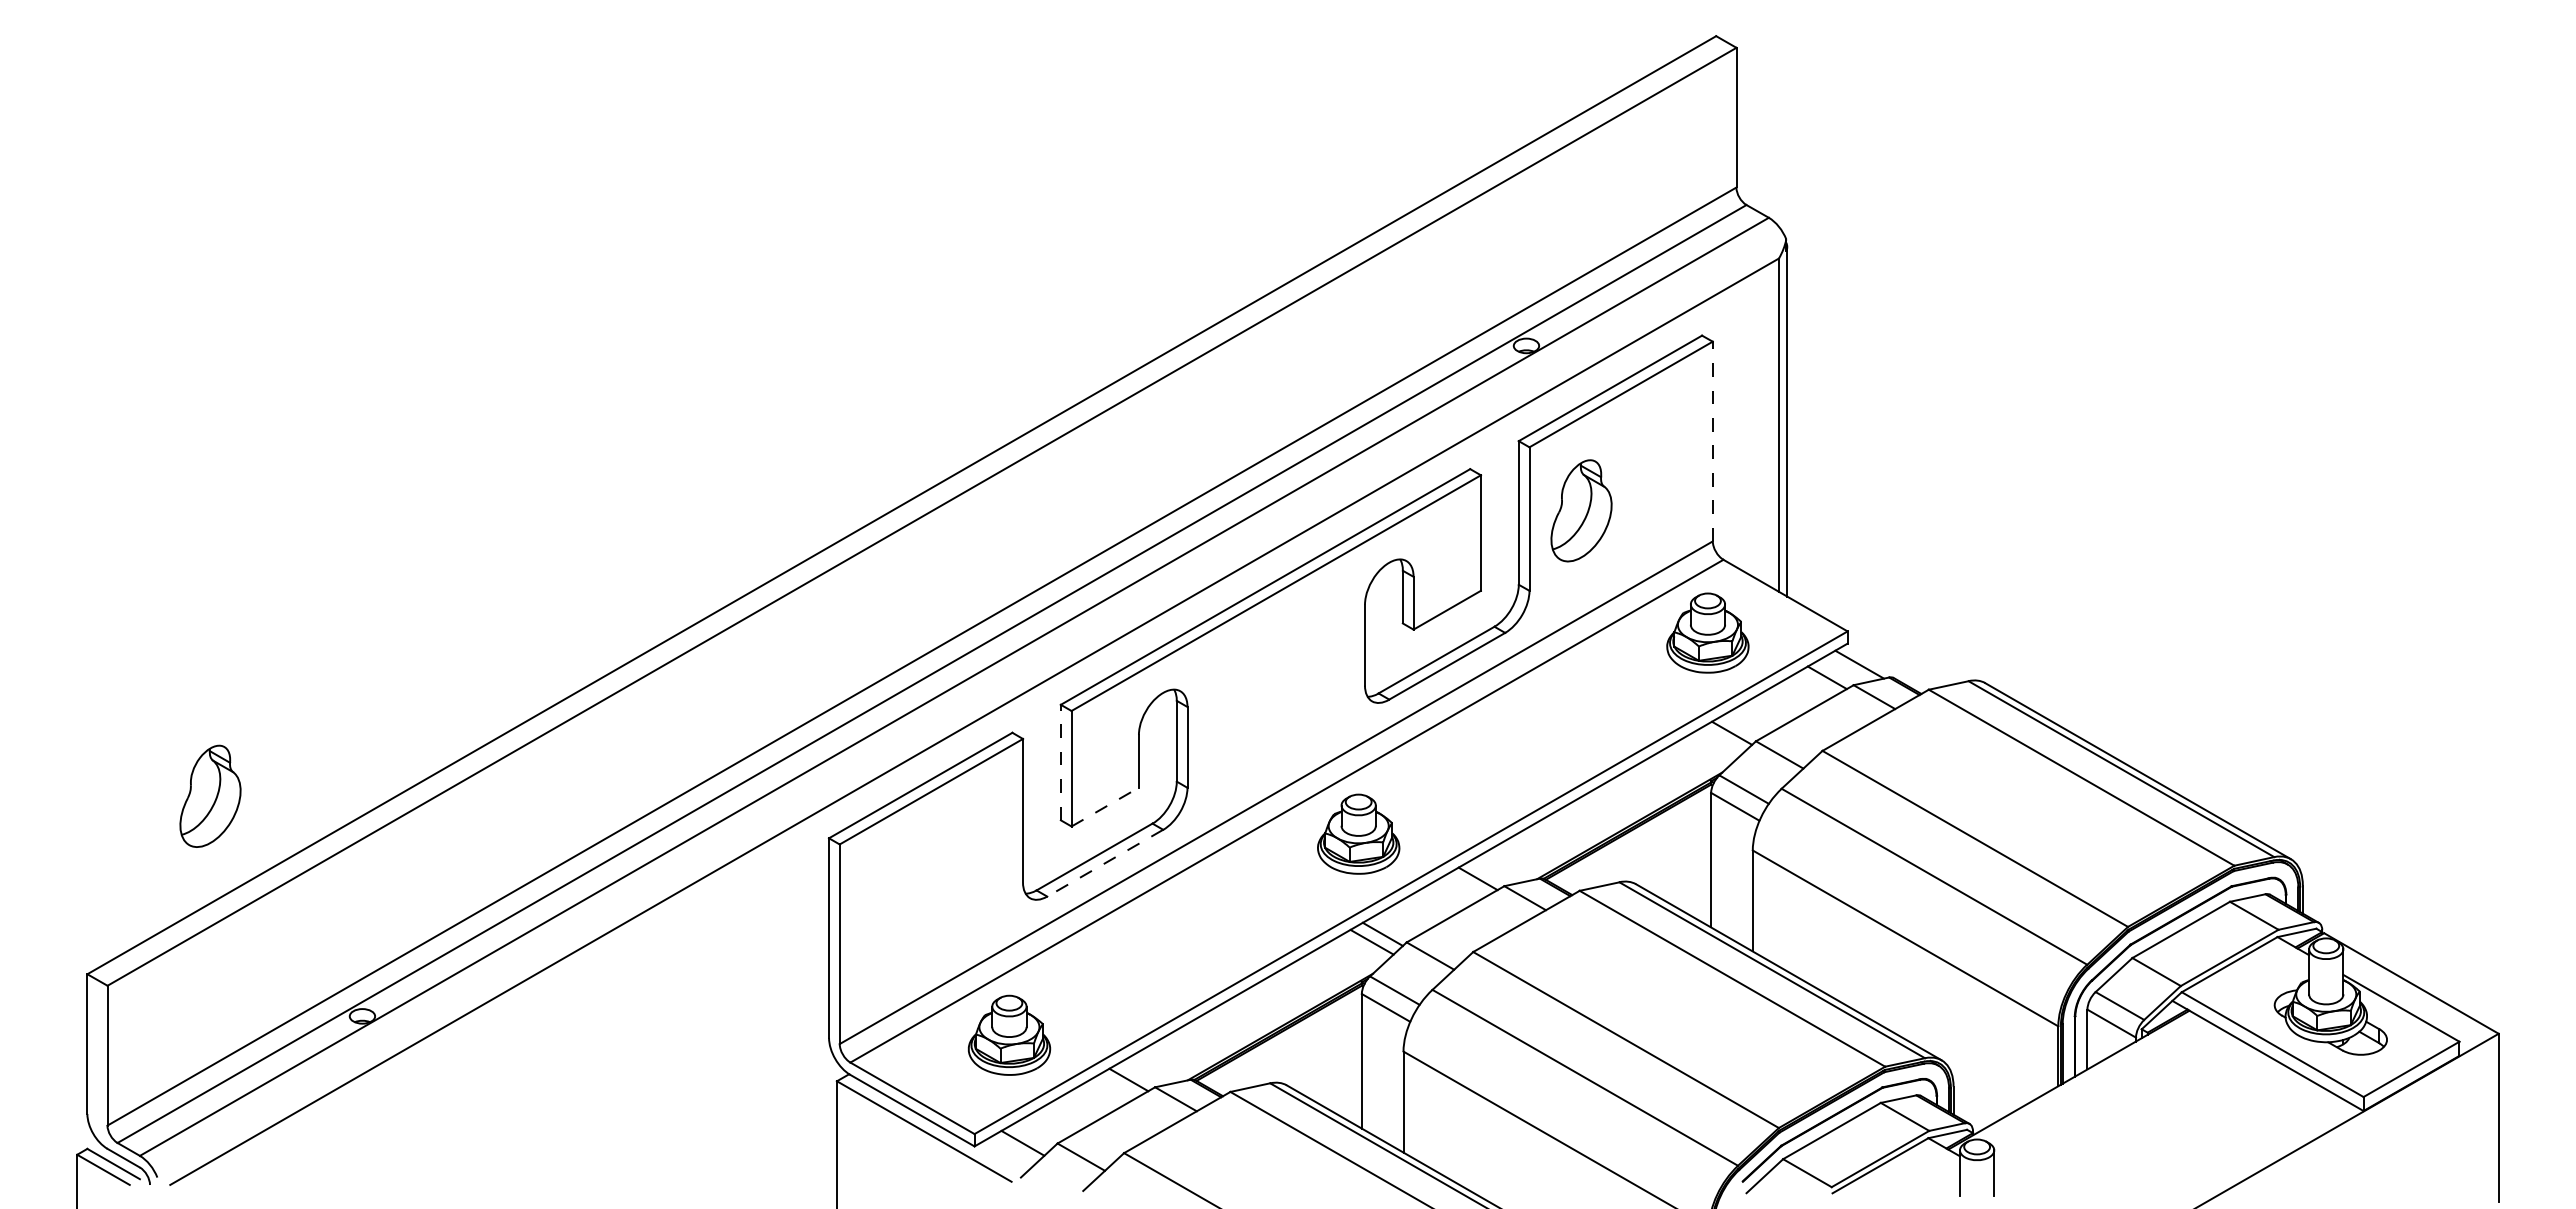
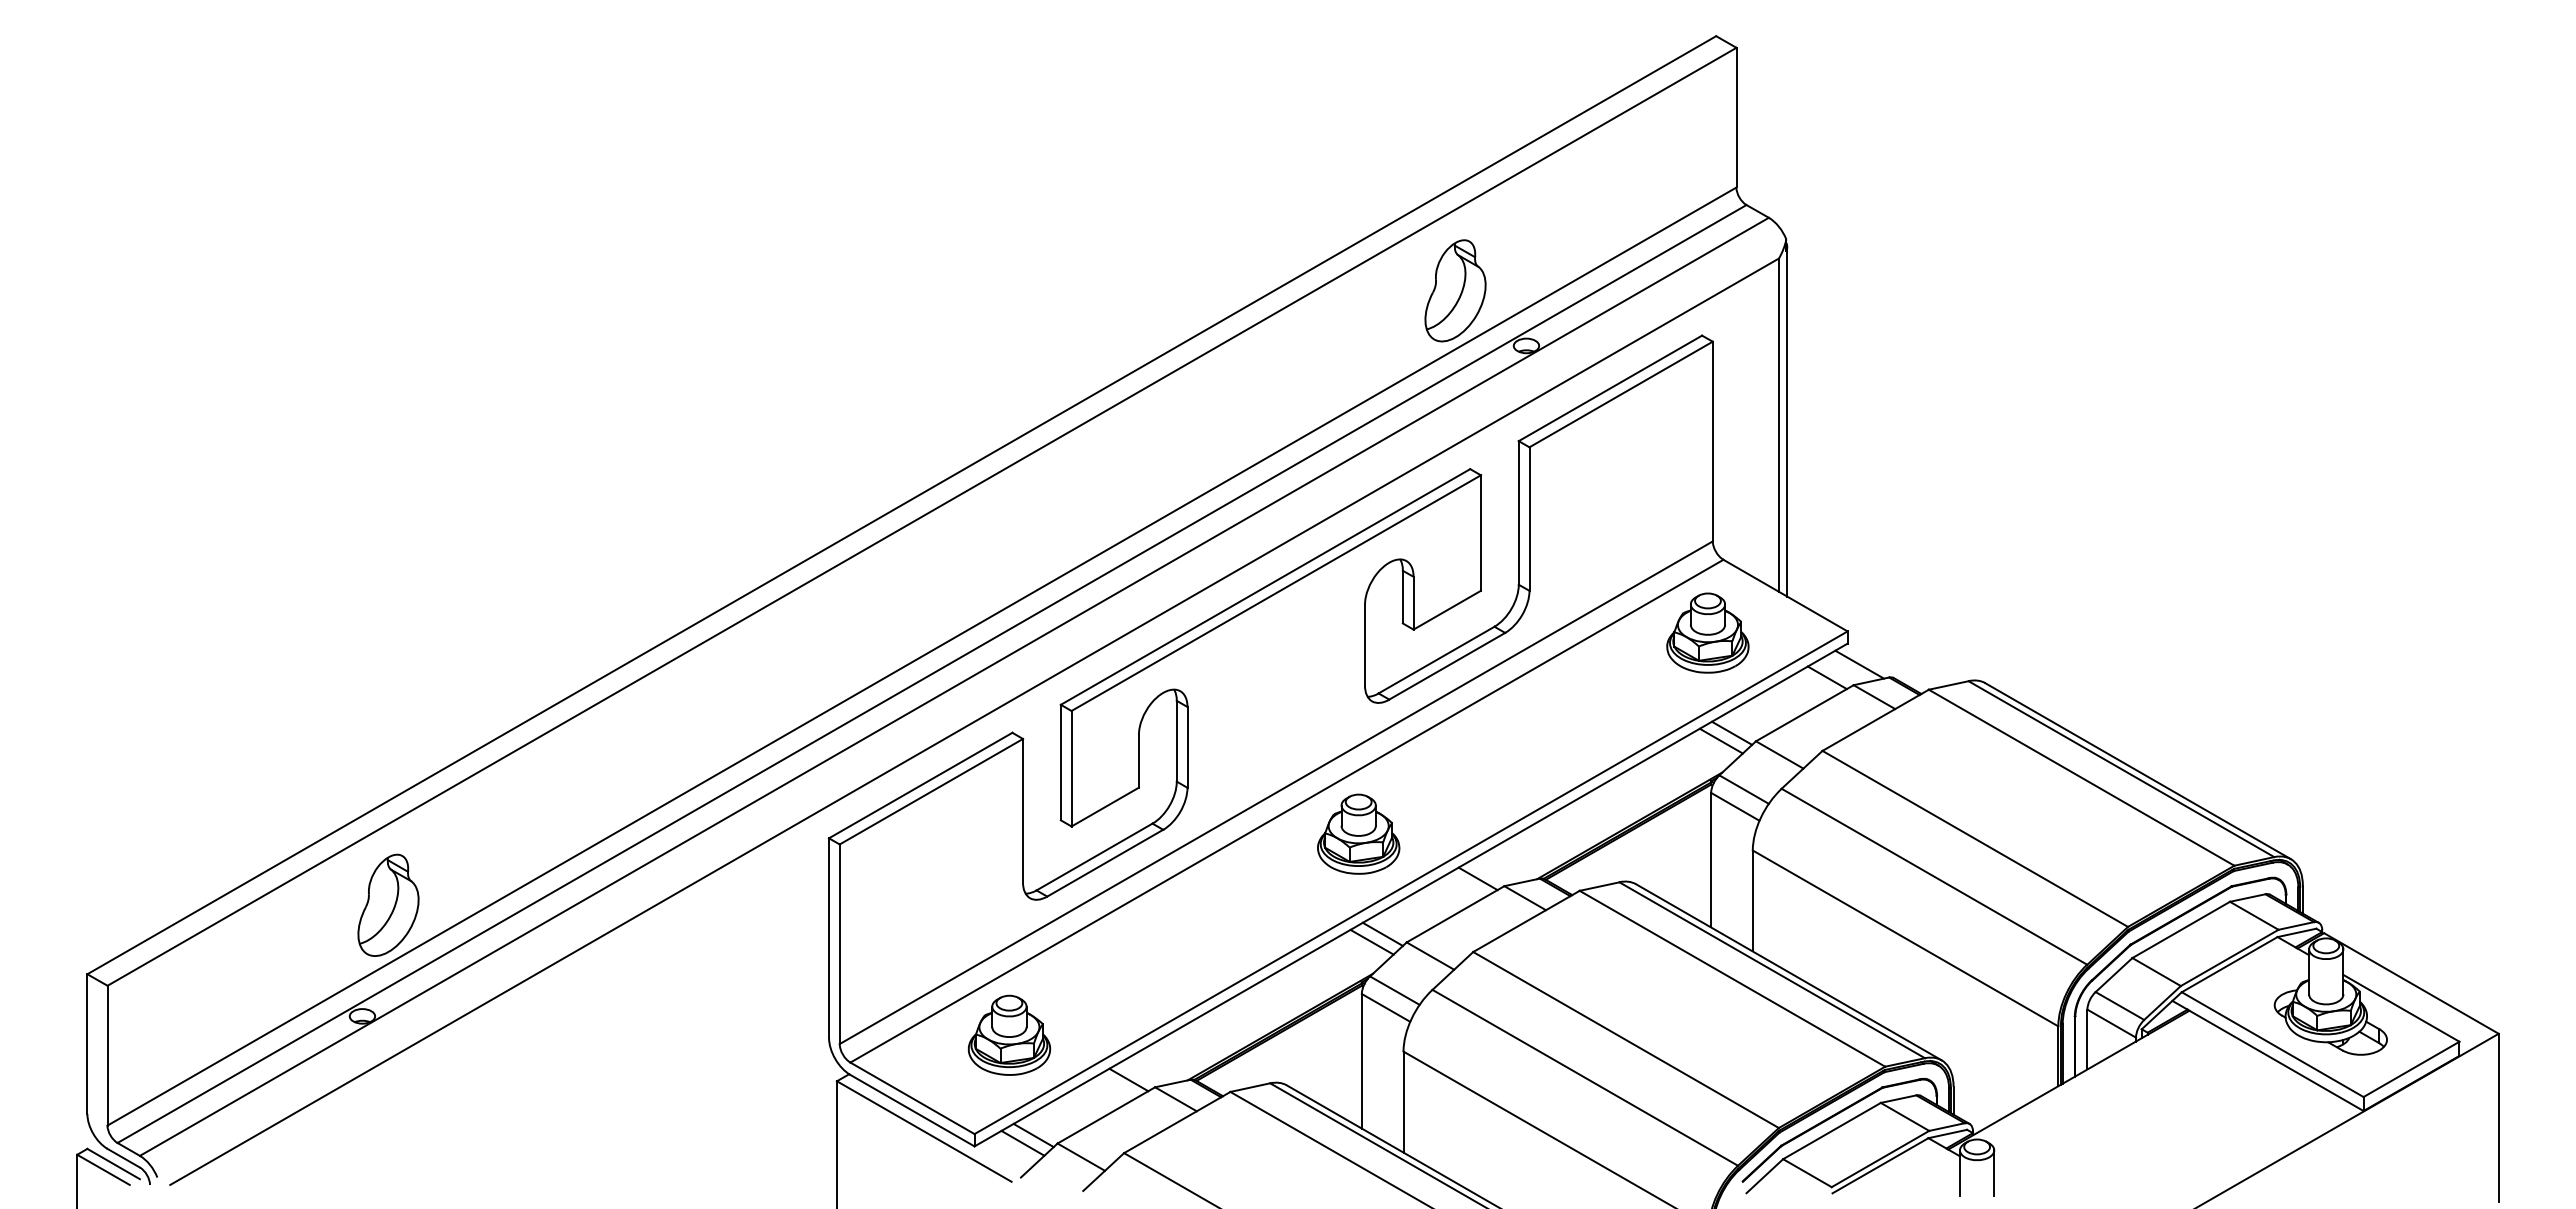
line: dashed -> solid (1712, 441)
part position: (1581, 510) -> (1455, 290) (1455, 290)
line: none -> present (1720, 740)
line: dashed -> solid (1060, 762)
part position: (210, 795) -> (388, 904) (388, 904)
line: dashed -> solid (1105, 807)
line: dashed -> solid (1105, 863)
line: none -> present (1033, 1135)
